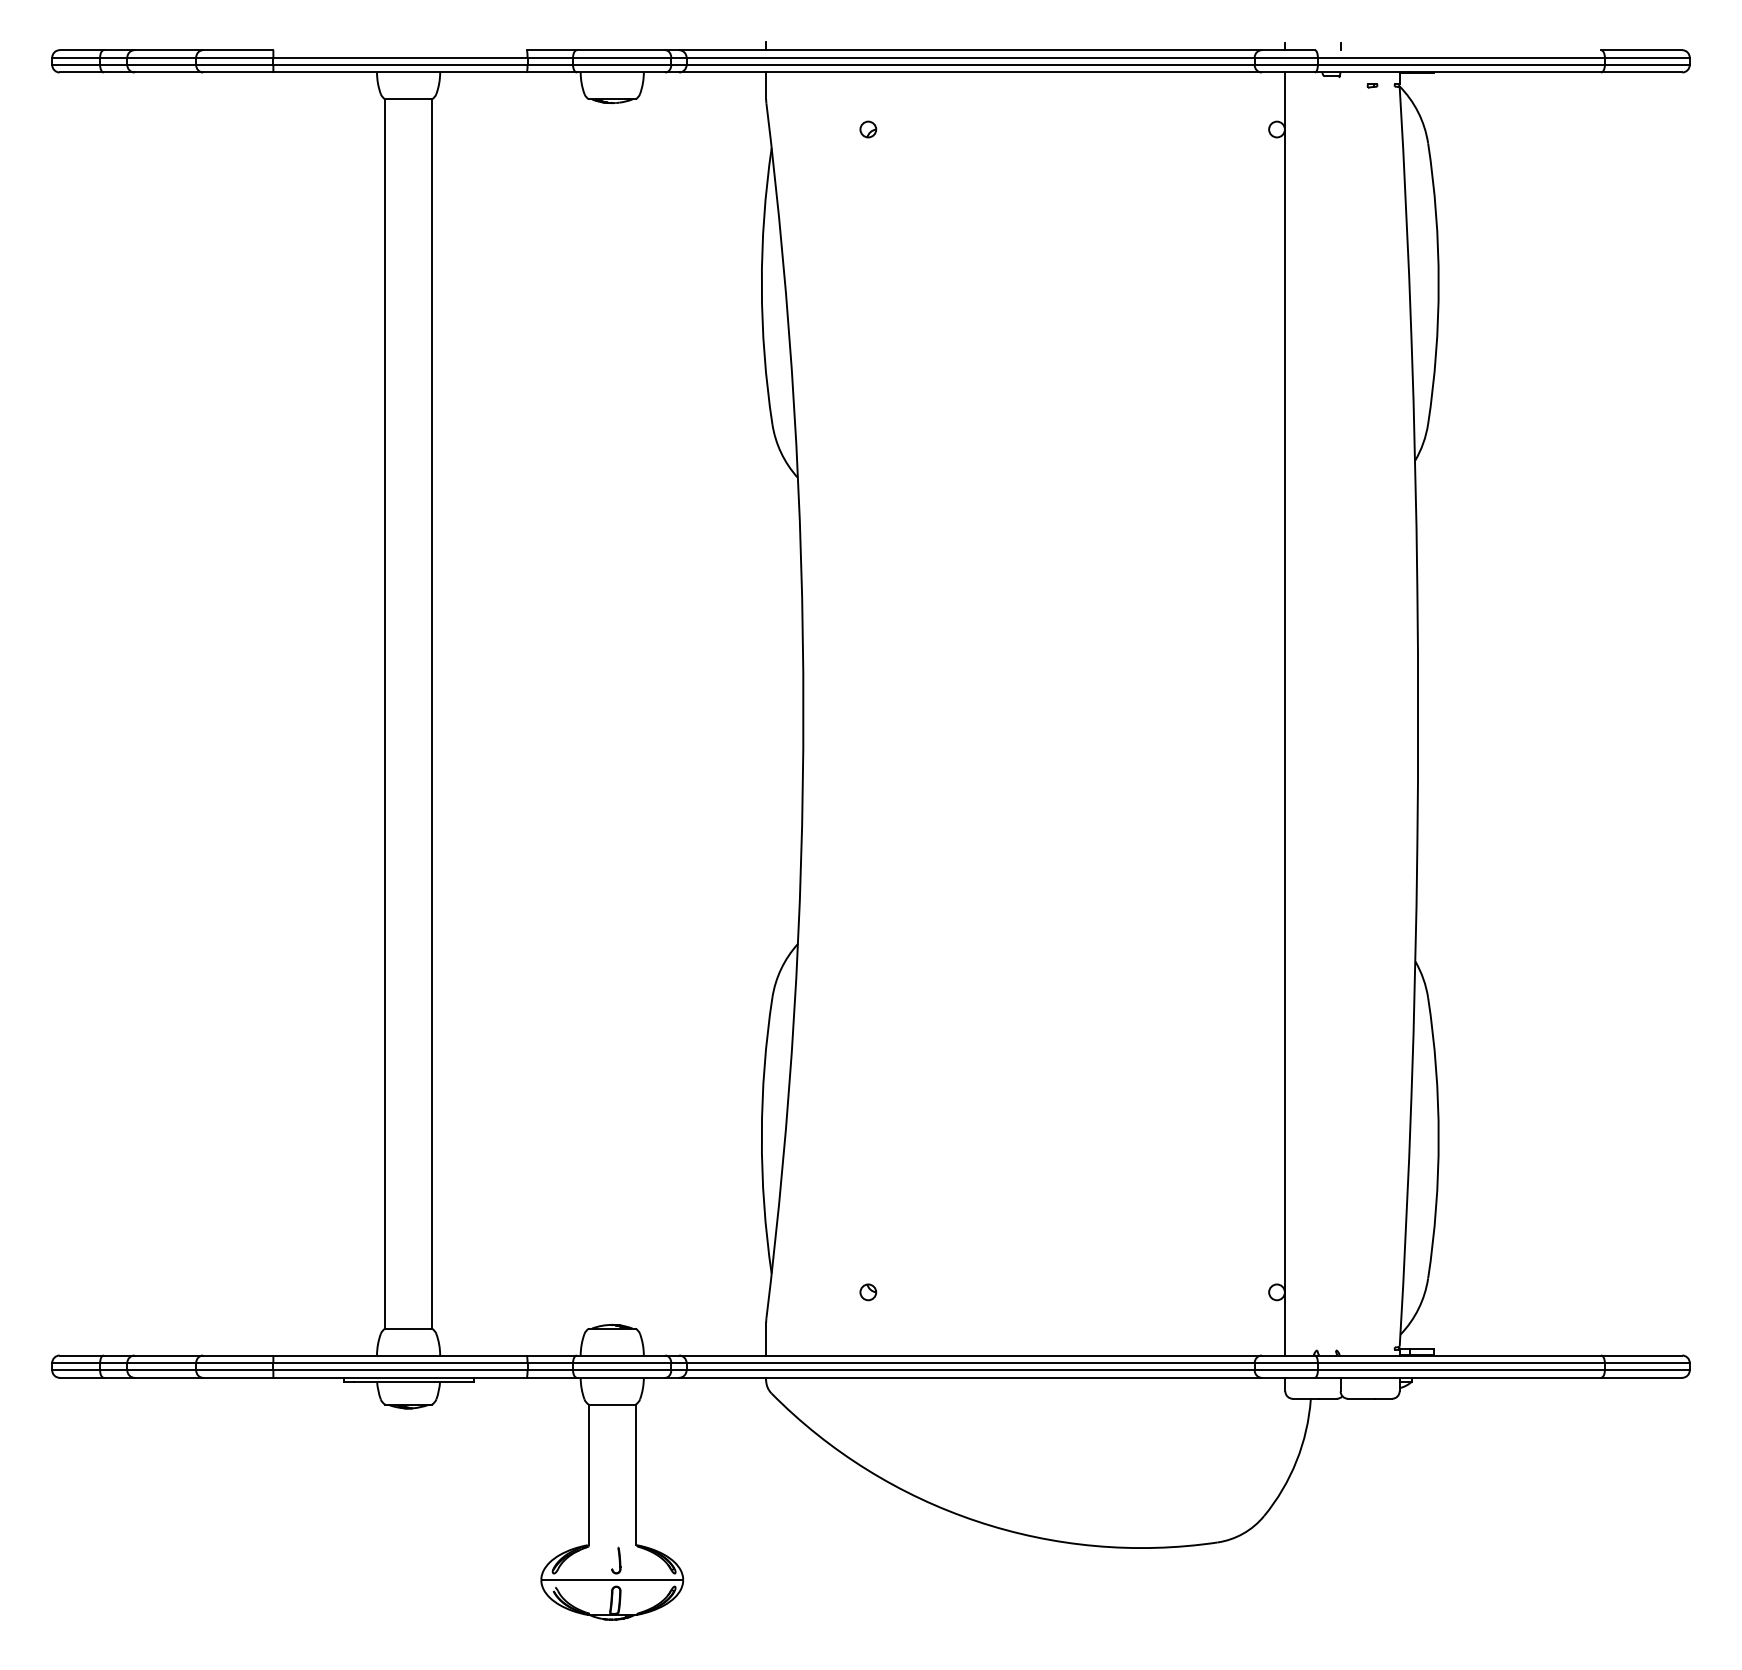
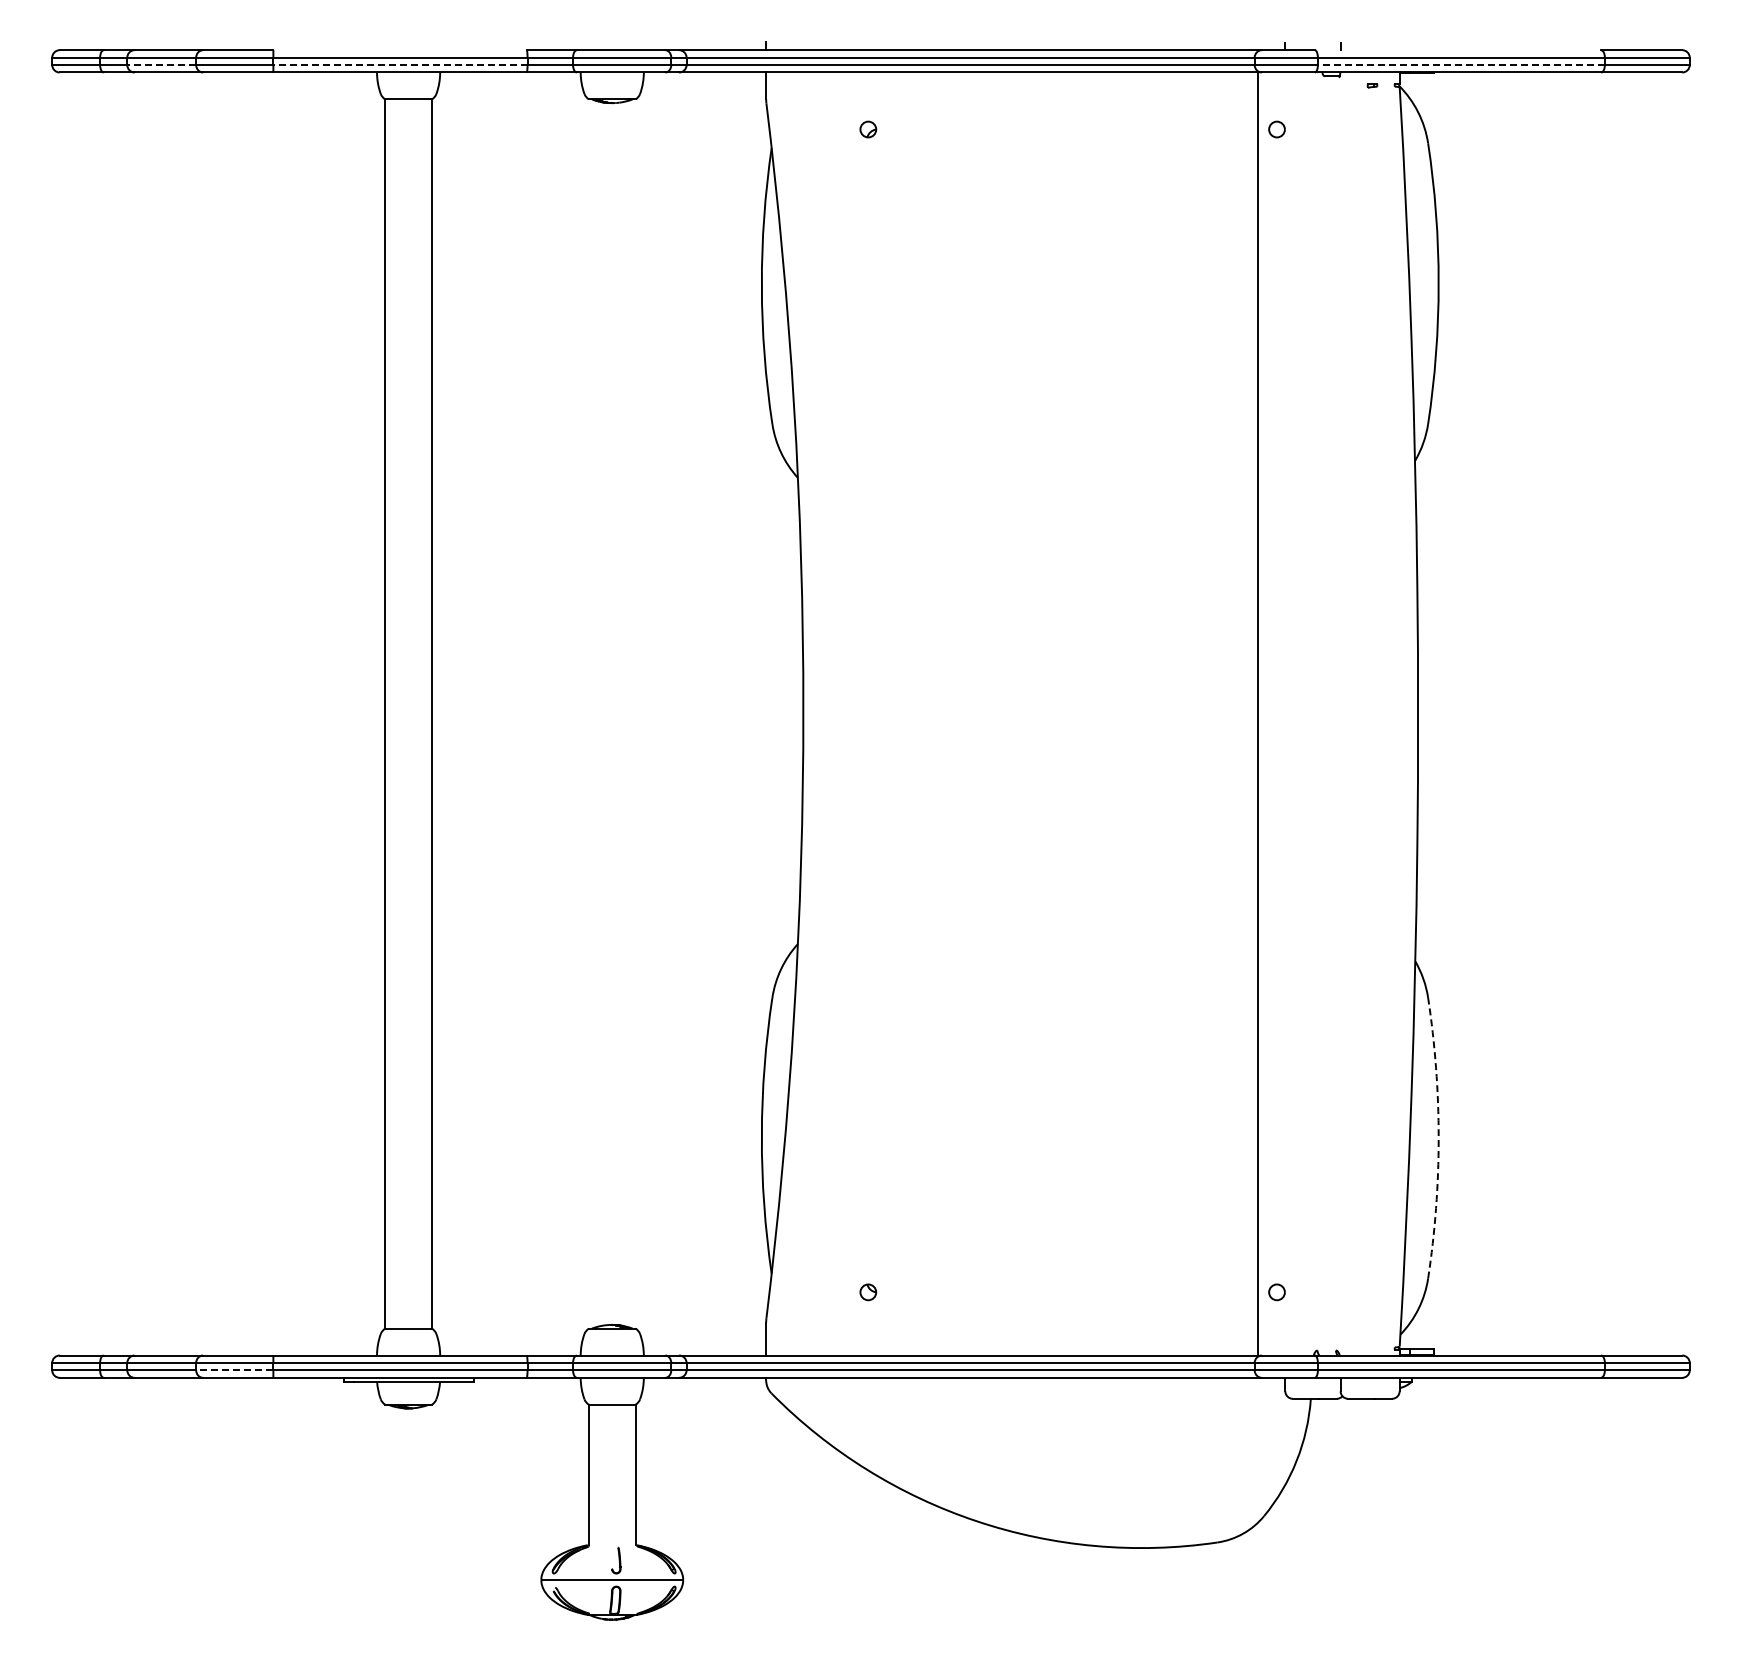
line: solid -> dashed (161, 65)
line: solid -> dashed (399, 65)
line: solid -> dashed (1460, 65)
line position: (1285, 713) -> (1258, 713) (1258, 713)
arc: solid -> dashed (1438, 1138)
line: solid -> dashed (234, 1370)
